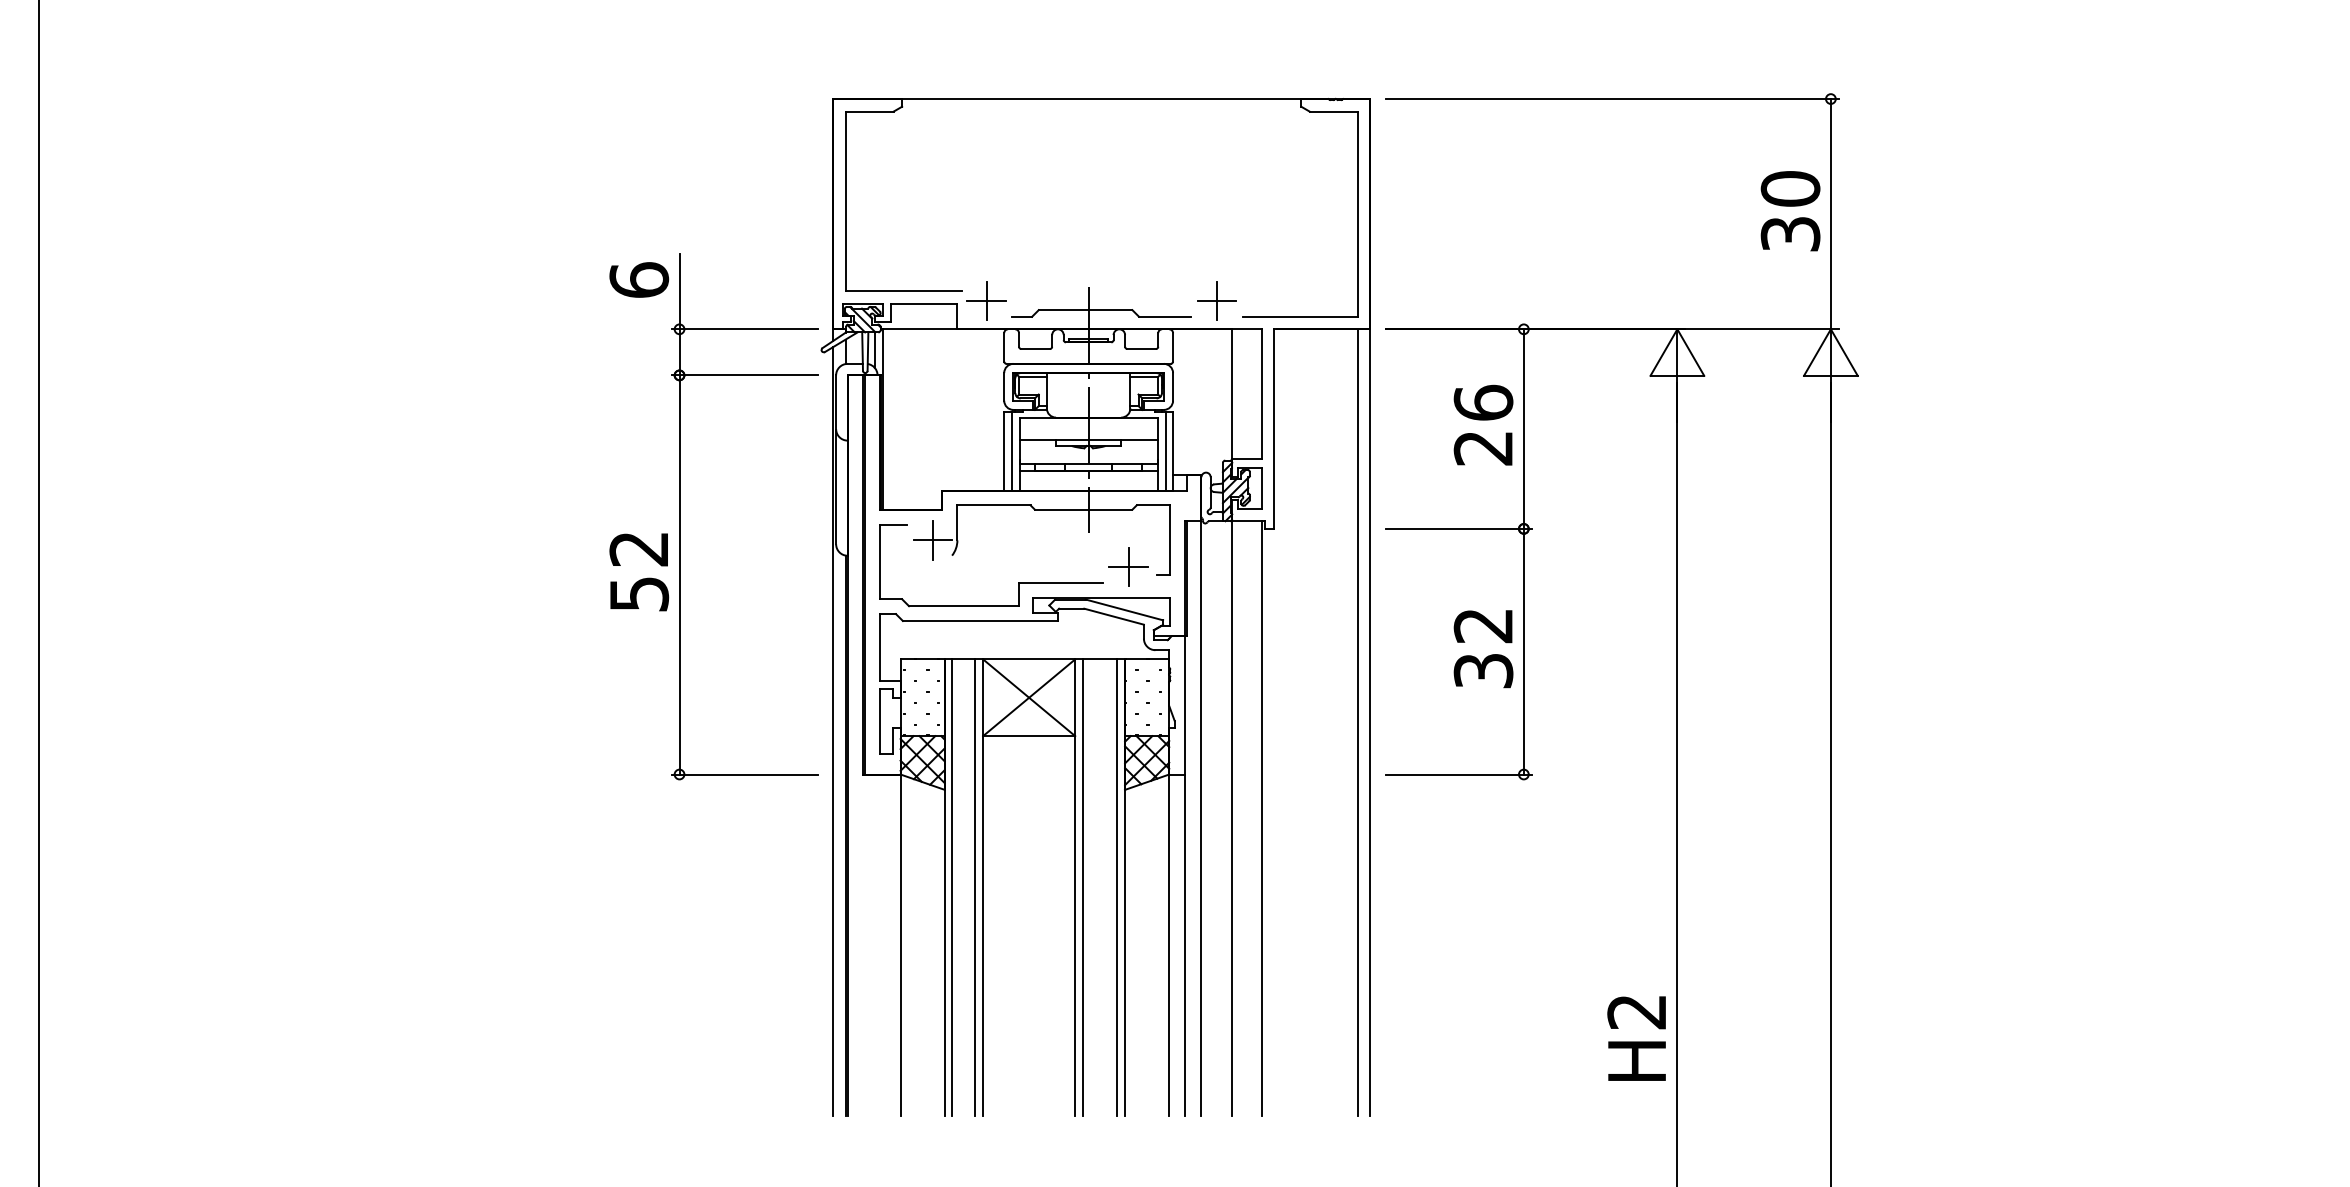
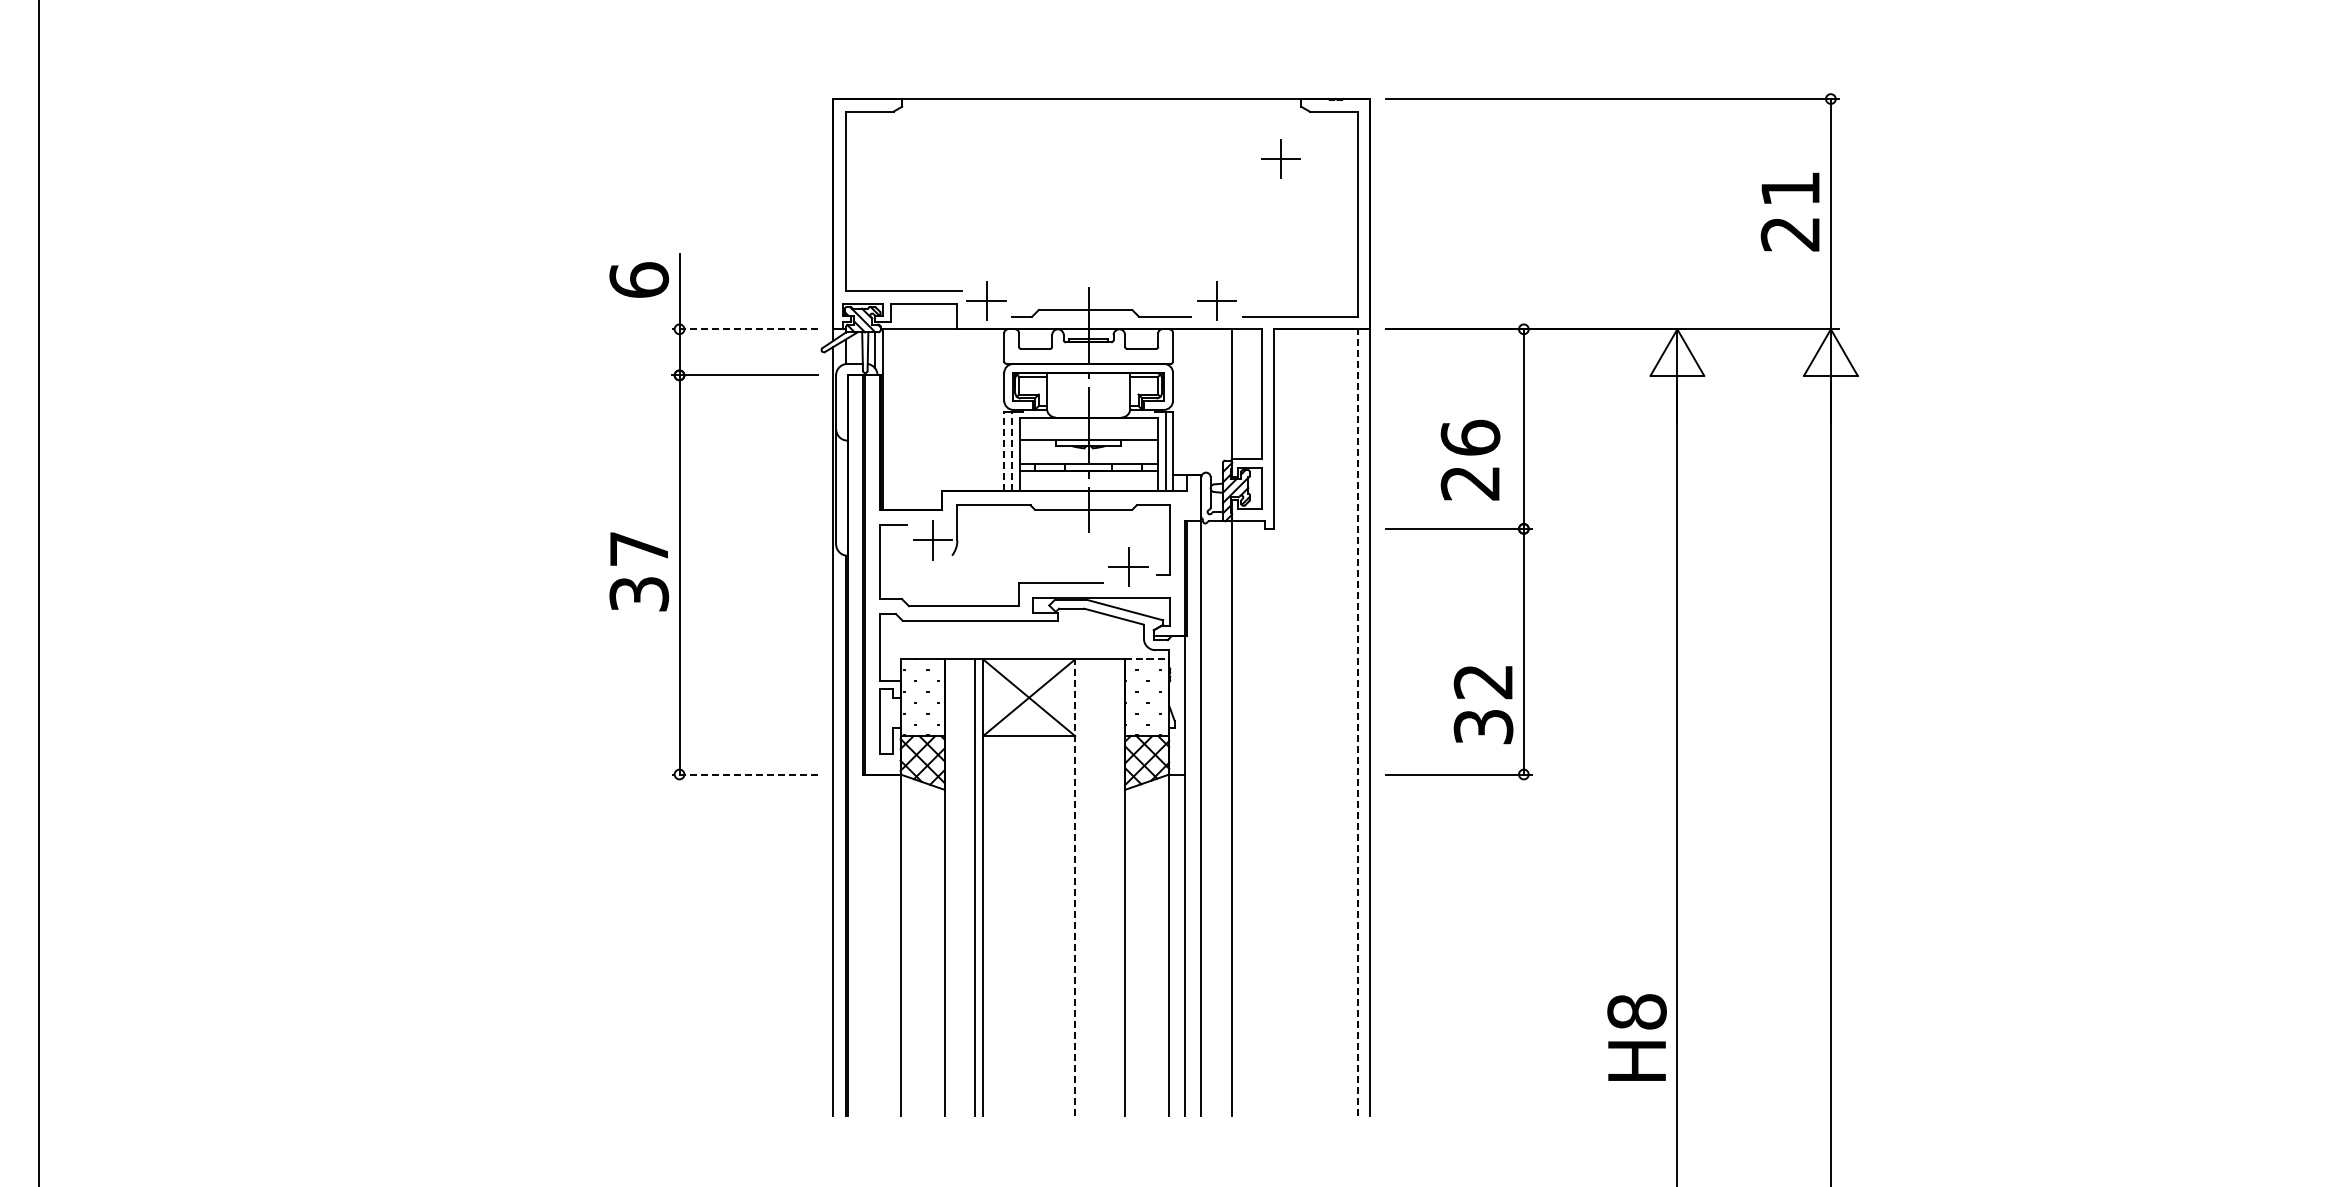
part: none -> present (1280, 158)
text: 30 -> 21 (1790, 211)
line: solid -> dashed (744, 329)
text position: (1483, 424) -> (1470, 459) (1470, 459)
line: solid -> dashed (1004, 450)
line: solid -> dashed (1011, 450)
text: 52 -> 37 (638, 571)
text position: (1483, 649) -> (1483, 705) (1483, 705)
line: solid -> dashed (1147, 659)
line: solid -> dashed (1357, 722)
line: solid -> dashed (744, 774)
line: present -> none (1262, 818)
line: present -> none (952, 887)
line: solid -> dashed (1075, 887)
line: present -> none (1082, 887)
line: present -> none (1117, 887)
text: H2 -> H8 (1636, 1011)
